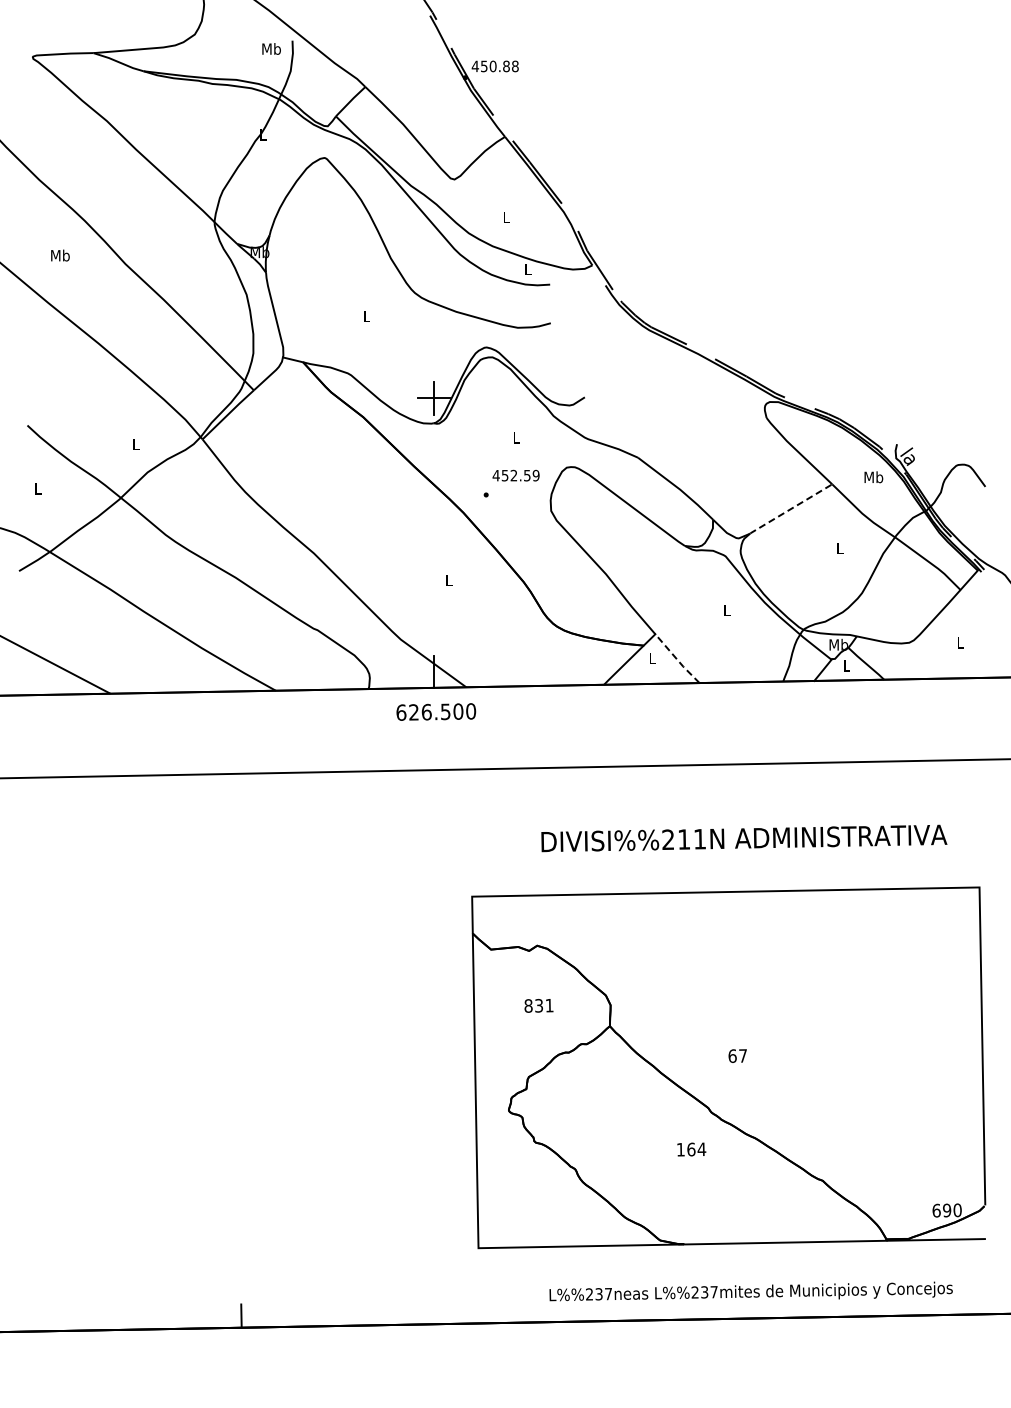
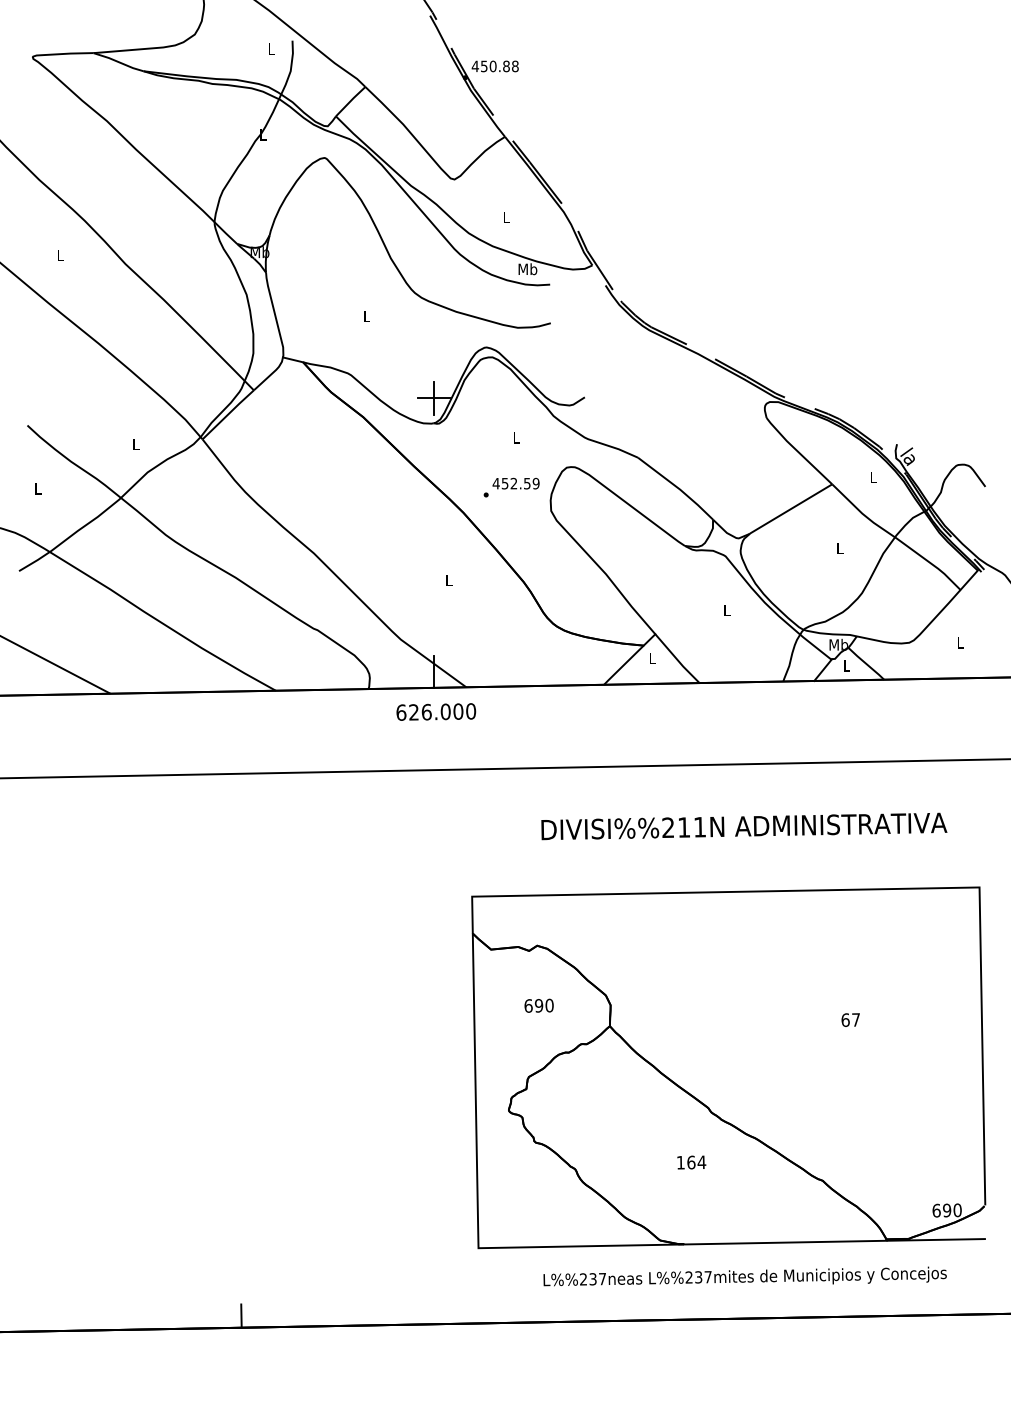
text: Mb -> L (271, 48)
text: Mb -> L (60, 255)
text: L -> Mb (527, 269)
text position: (515, 475) -> (515, 483) (515, 483)
text: Mb -> L (873, 477)
line: dashed -> solid (790, 509)
line: dashed -> solid (677, 659)
text: 626.500 -> 626.000 (445, 711)
text position: (744, 838) -> (744, 826) (744, 826)
text: 831 -> 690 (538, 1005)
text position: (737, 1055) -> (850, 1019) (850, 1019)
text position: (691, 1149) -> (691, 1162) (691, 1162)
text position: (750, 1291) -> (744, 1276) (744, 1276)
